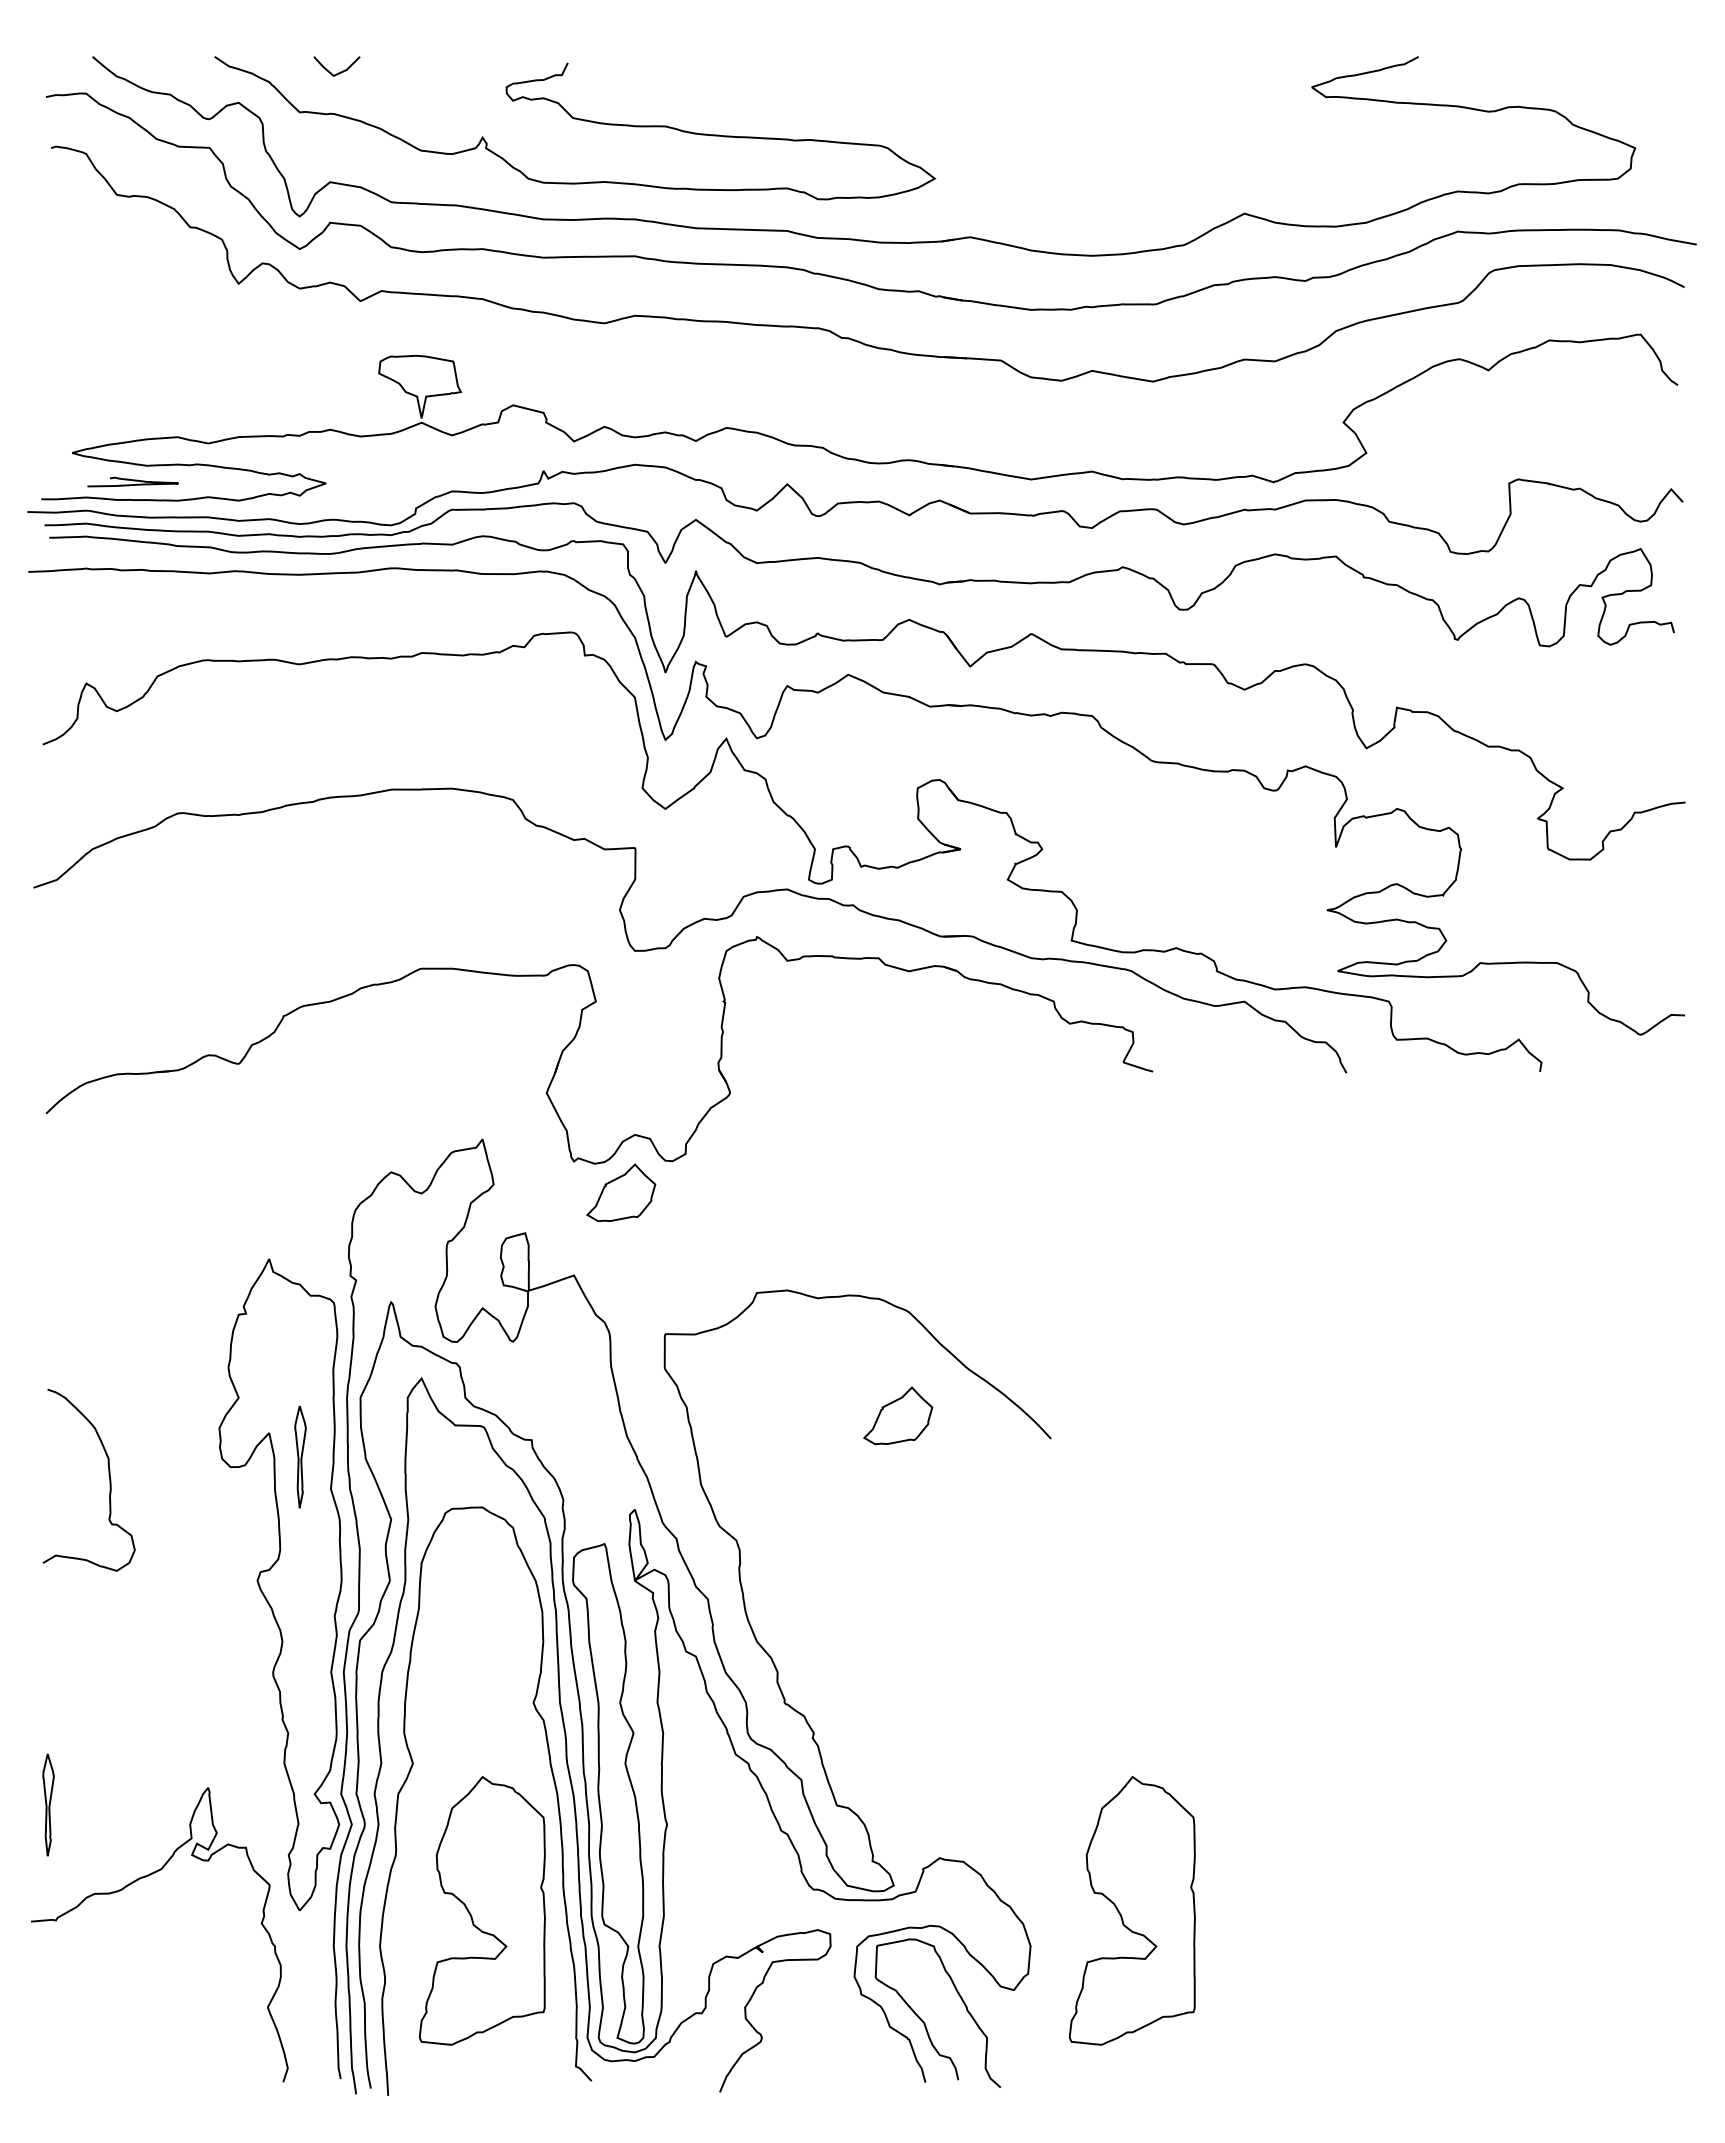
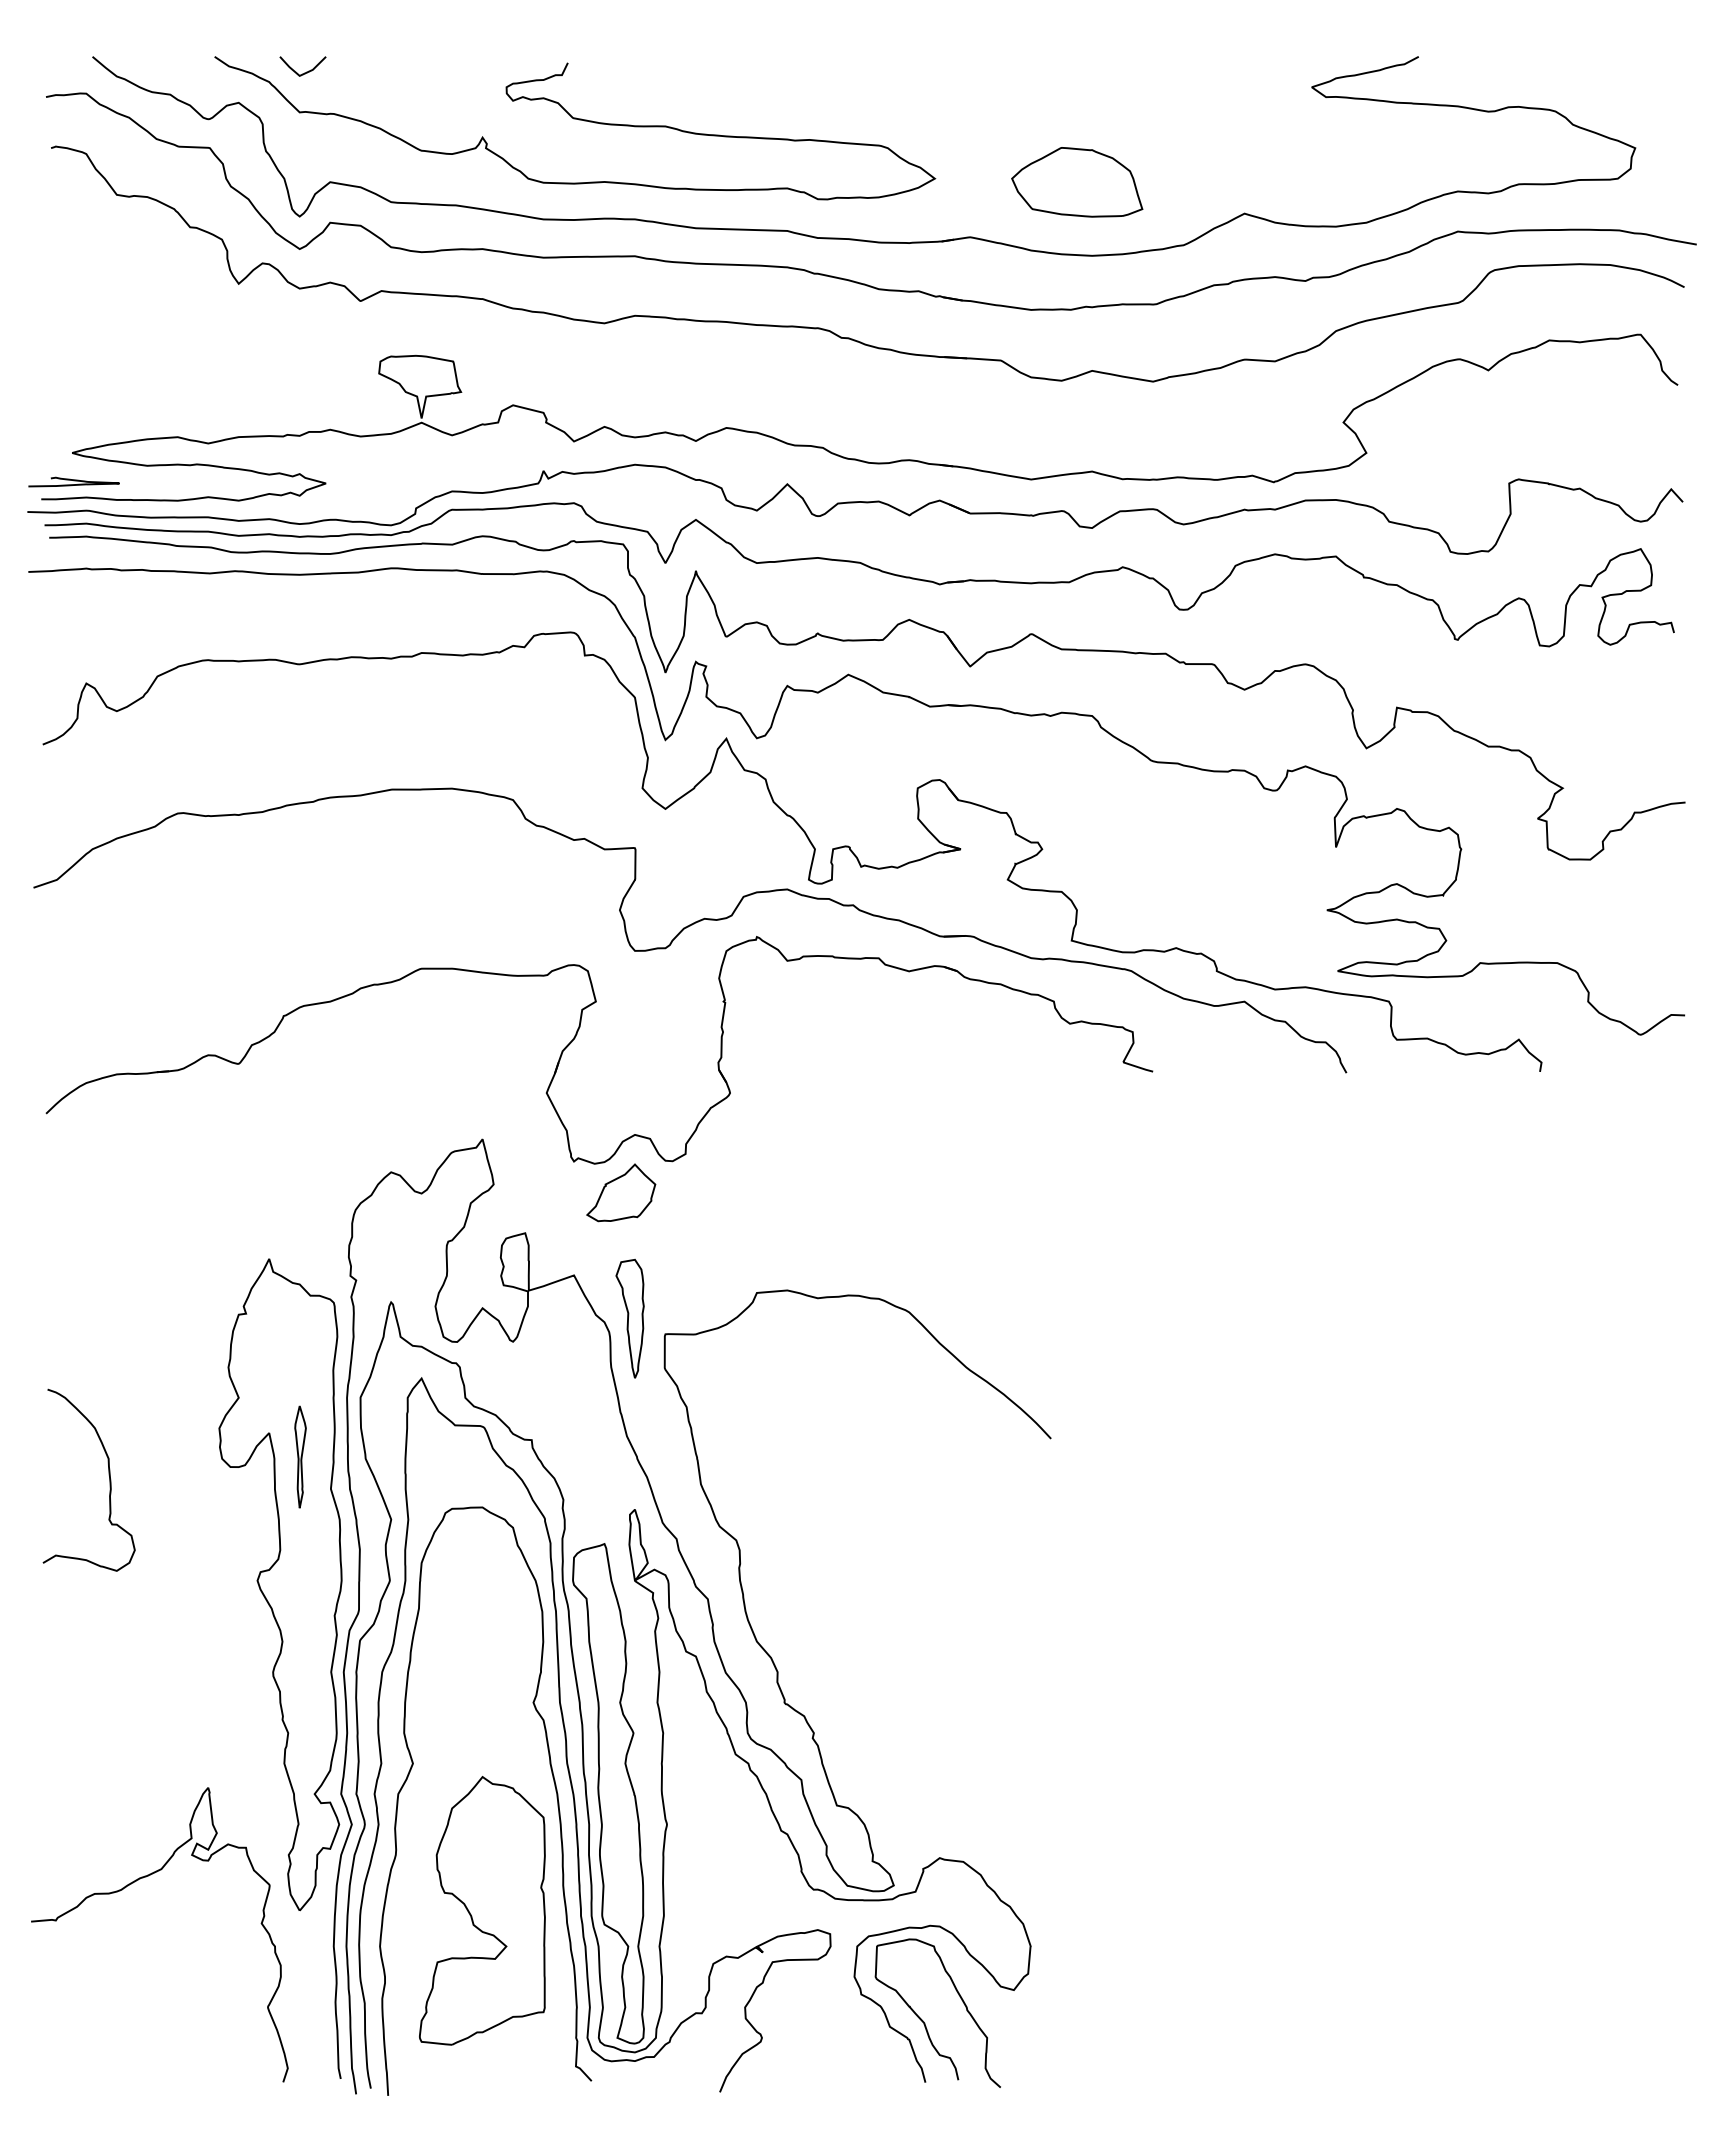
line position: (338, 72) -> (304, 72) (304, 72)
part: none -> present (1077, 182)
curve position: (132, 481) -> (73, 481) (73, 481)
part: none -> present (629, 1318)
part: present -> none (898, 1415)
part: present -> none (48, 1804)
part: present -> none (1132, 1910)
